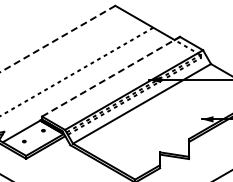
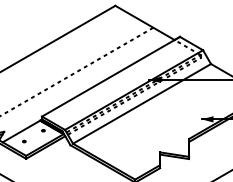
line: dashed -> solid (57, 39)
line: dashed -> solid (111, 76)
